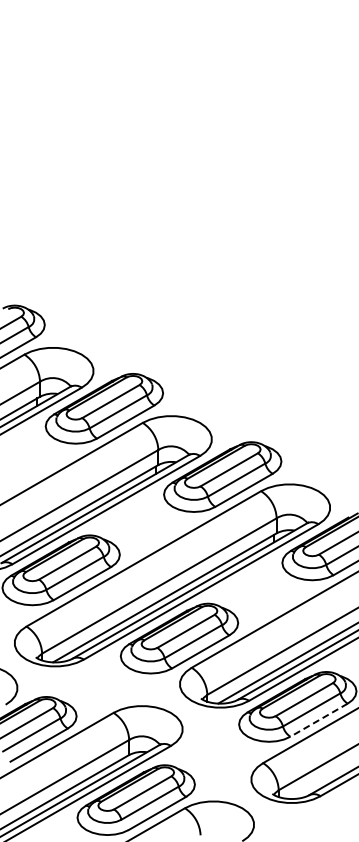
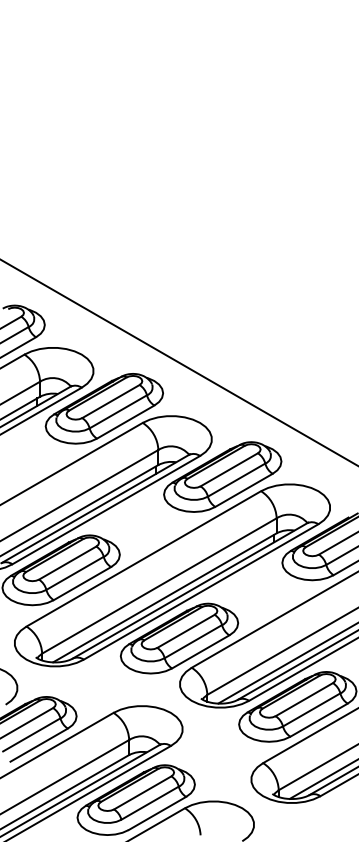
line: none -> present (178, 362)
line: dashed -> solid (318, 720)
line: none -> present (322, 779)
